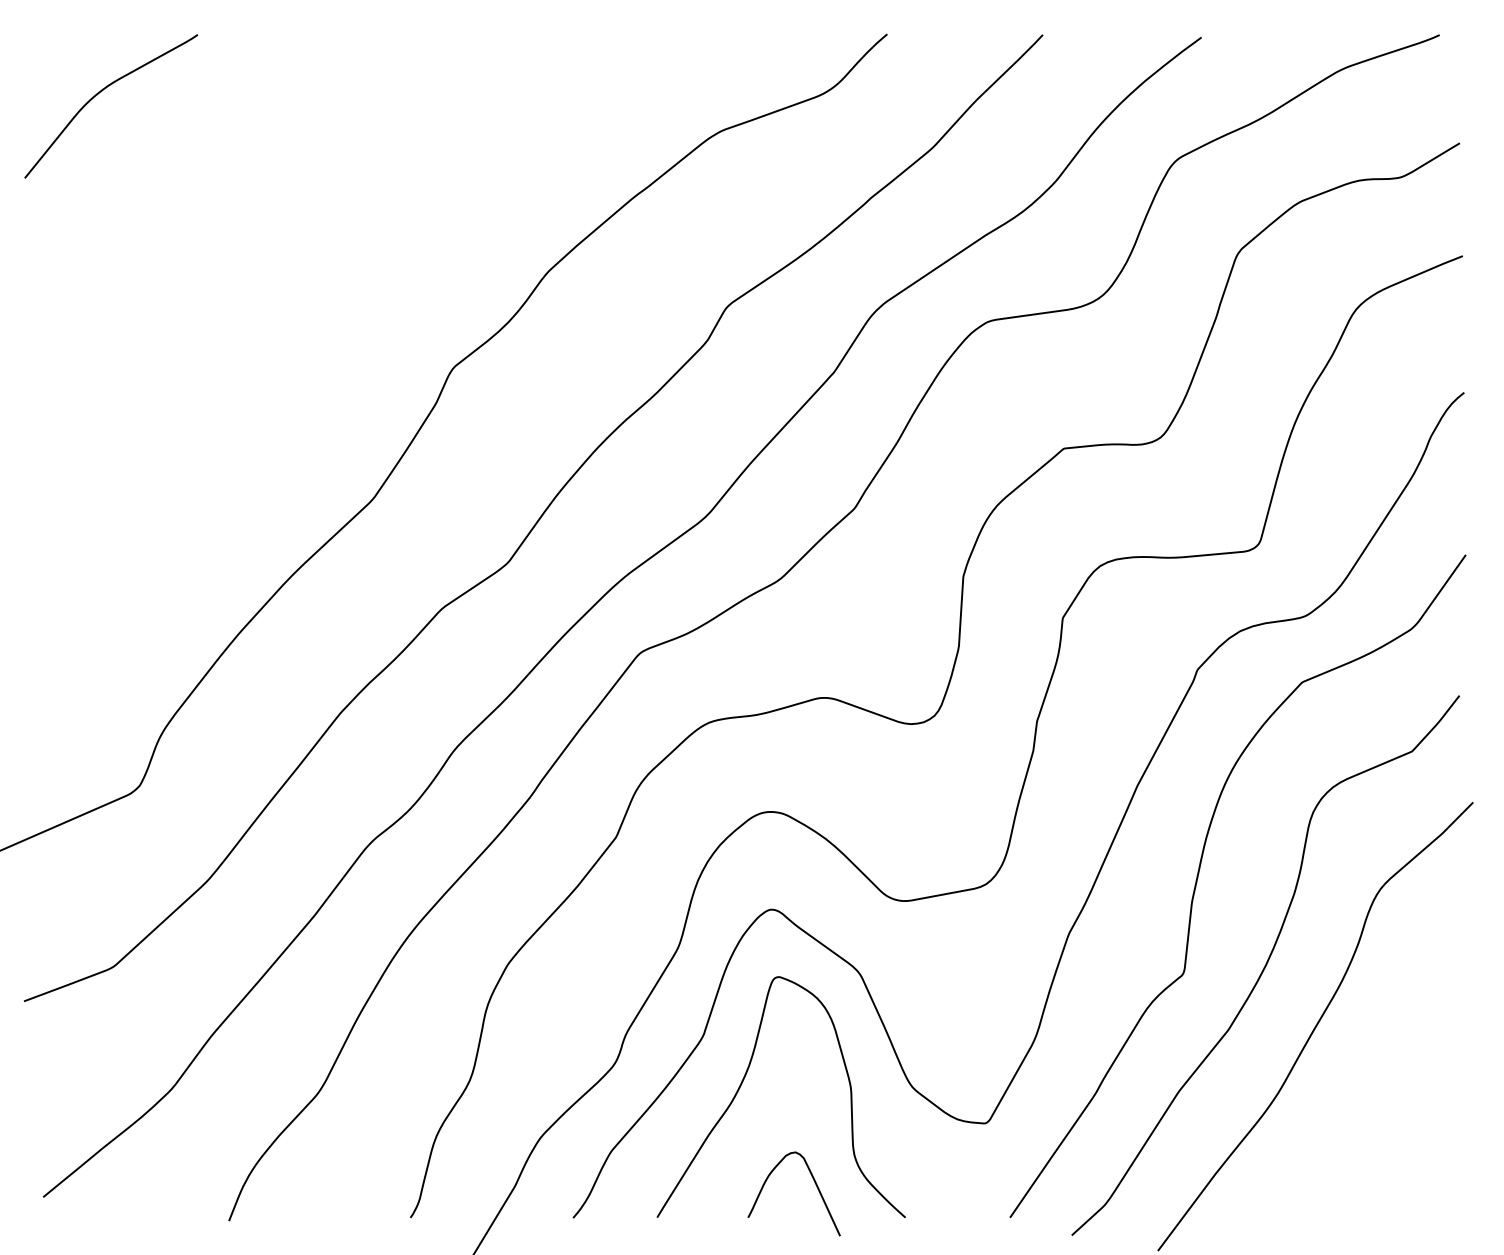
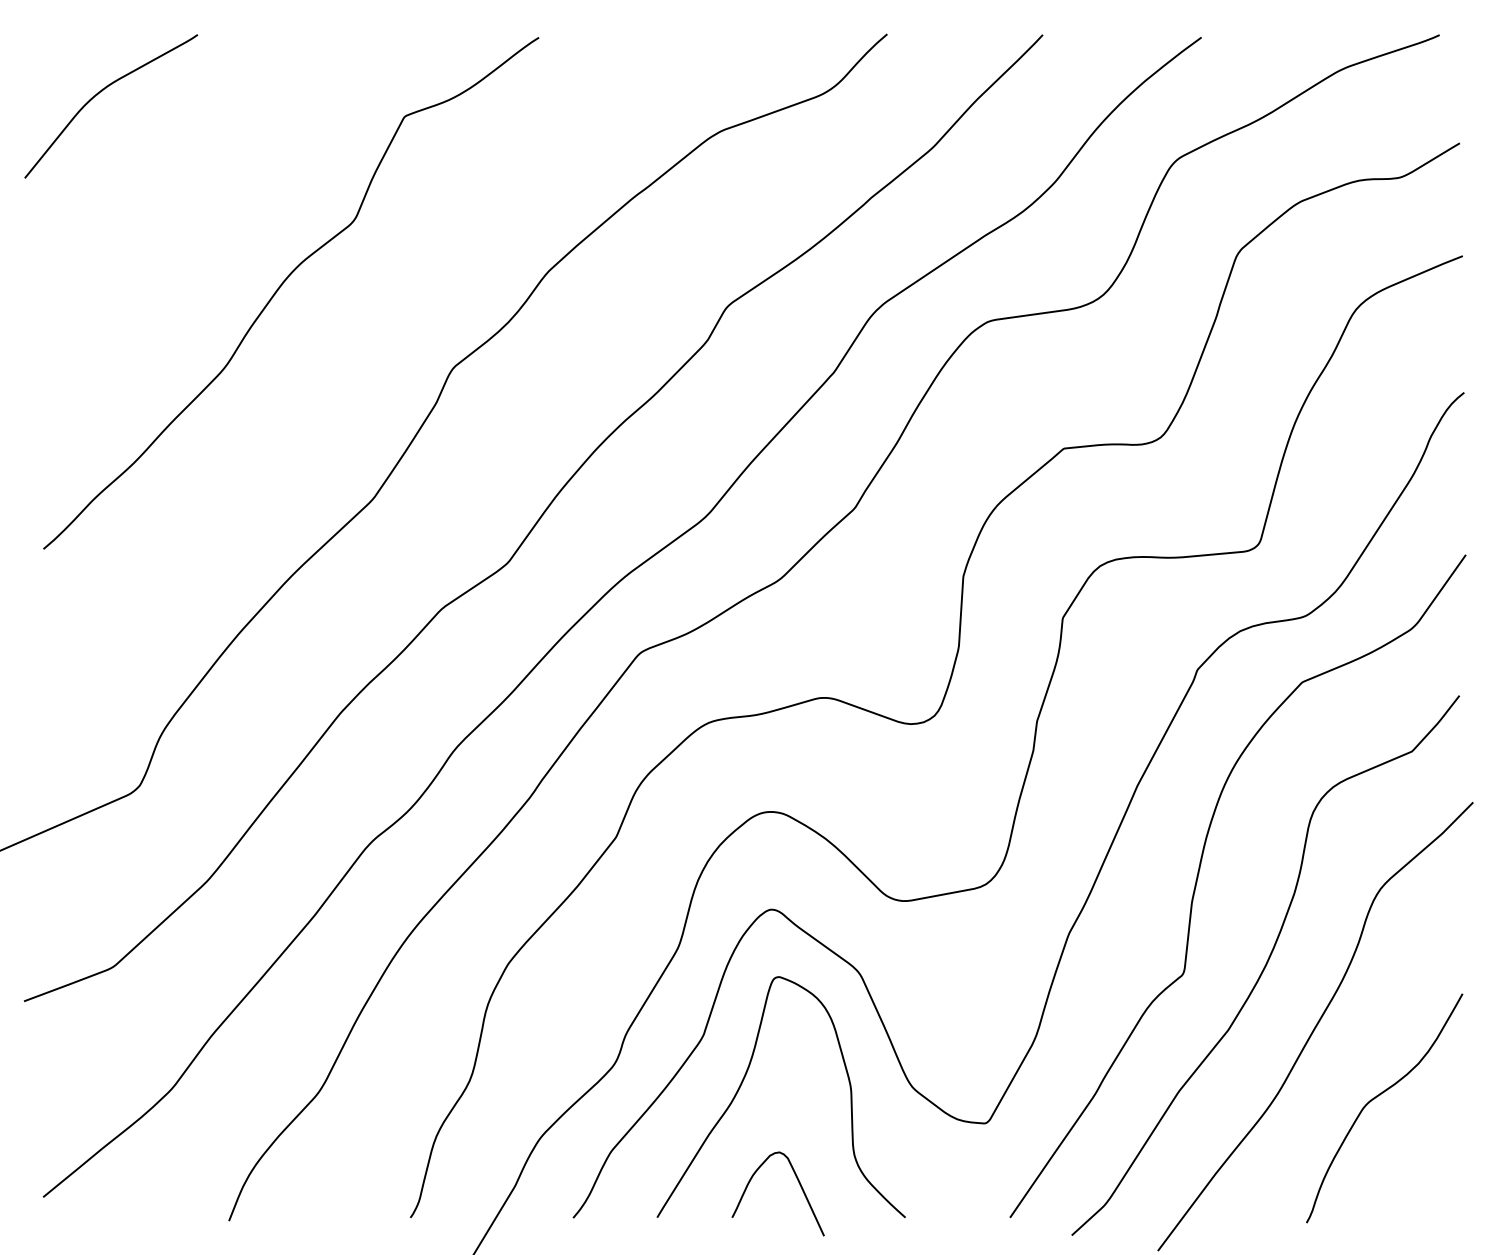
curve: none -> present (282, 285)
curve: none -> present (1377, 1097)
curve position: (815, 1185) -> (799, 1185) (799, 1185)
